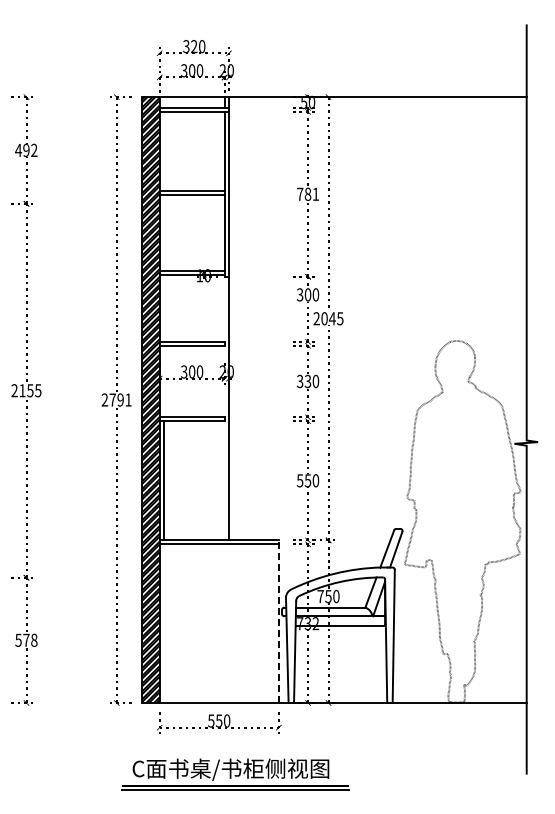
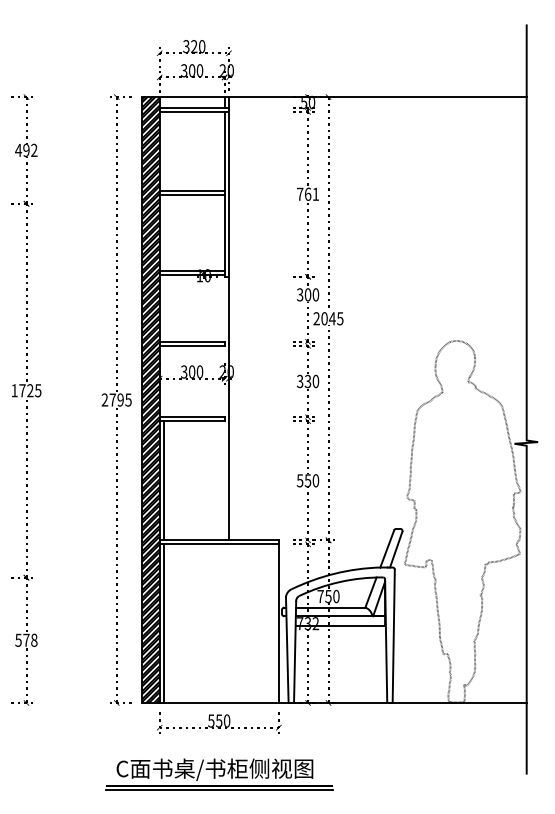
text: 781 -> 761 (307, 193)
text: 2155 -> 1725 (22, 390)
text: 2791 -> 2795 (128, 399)
line: dashed -> solid (278, 621)
line: none -> present (163, 623)
part position: (235, 774) -> (219, 774) (219, 774)
